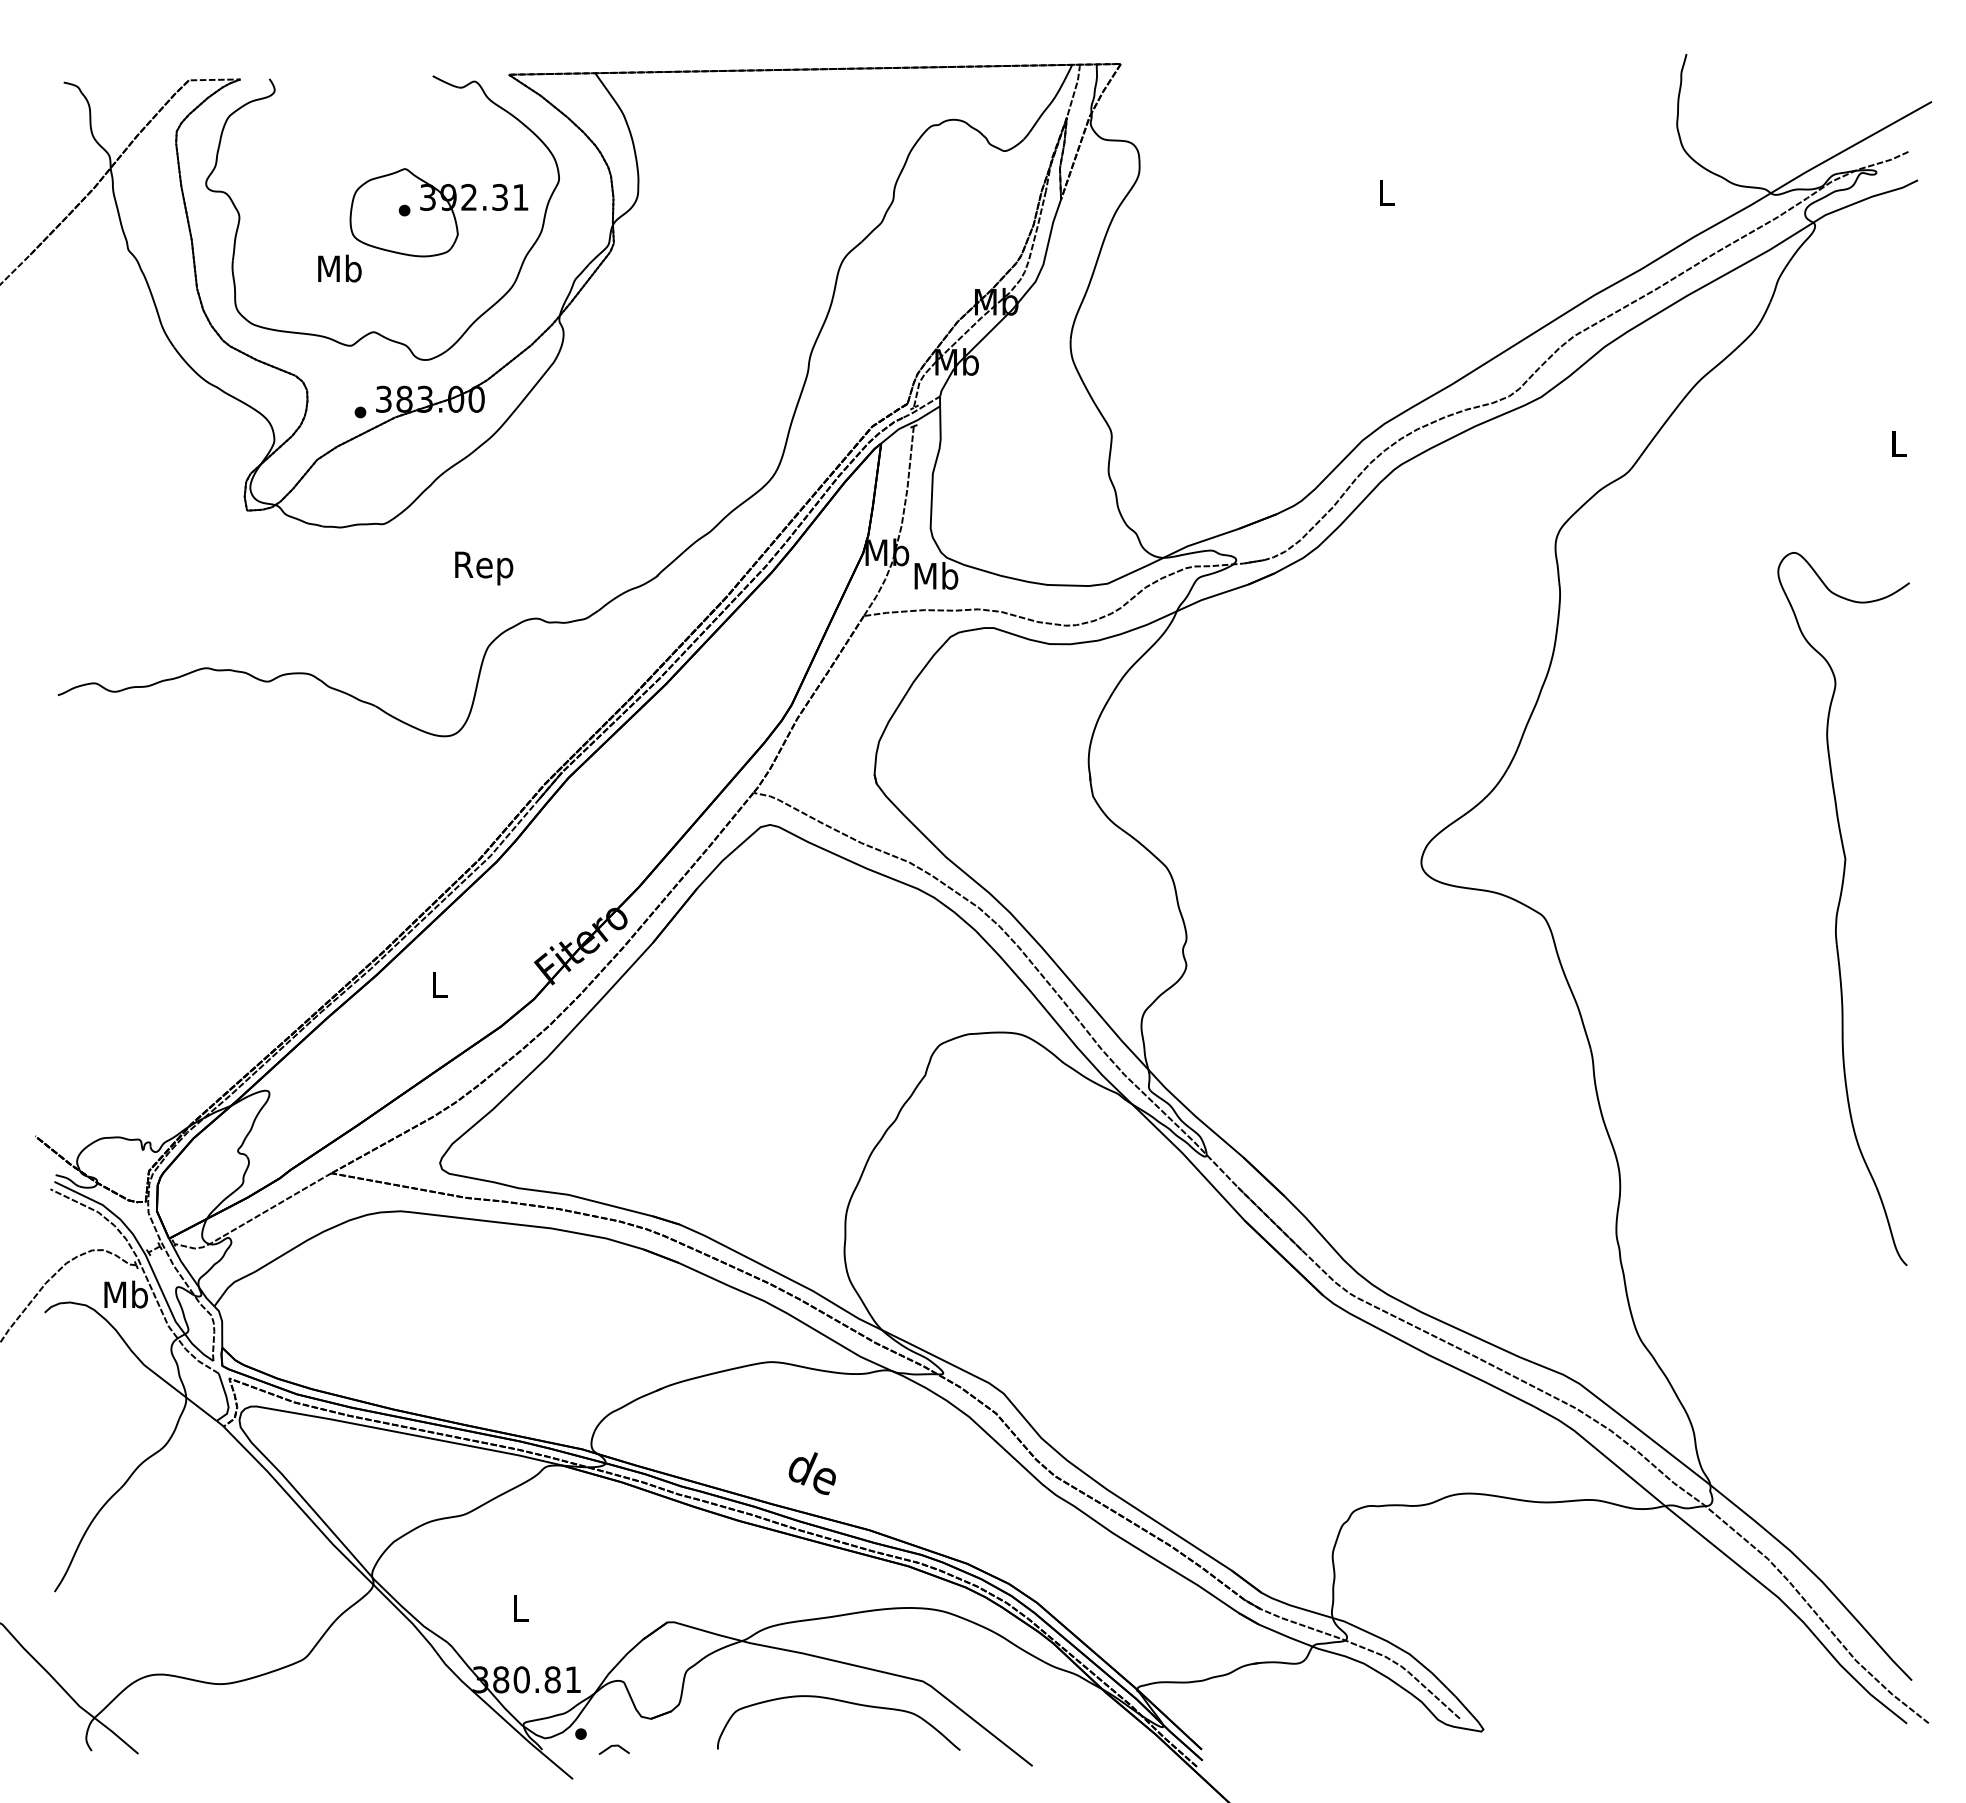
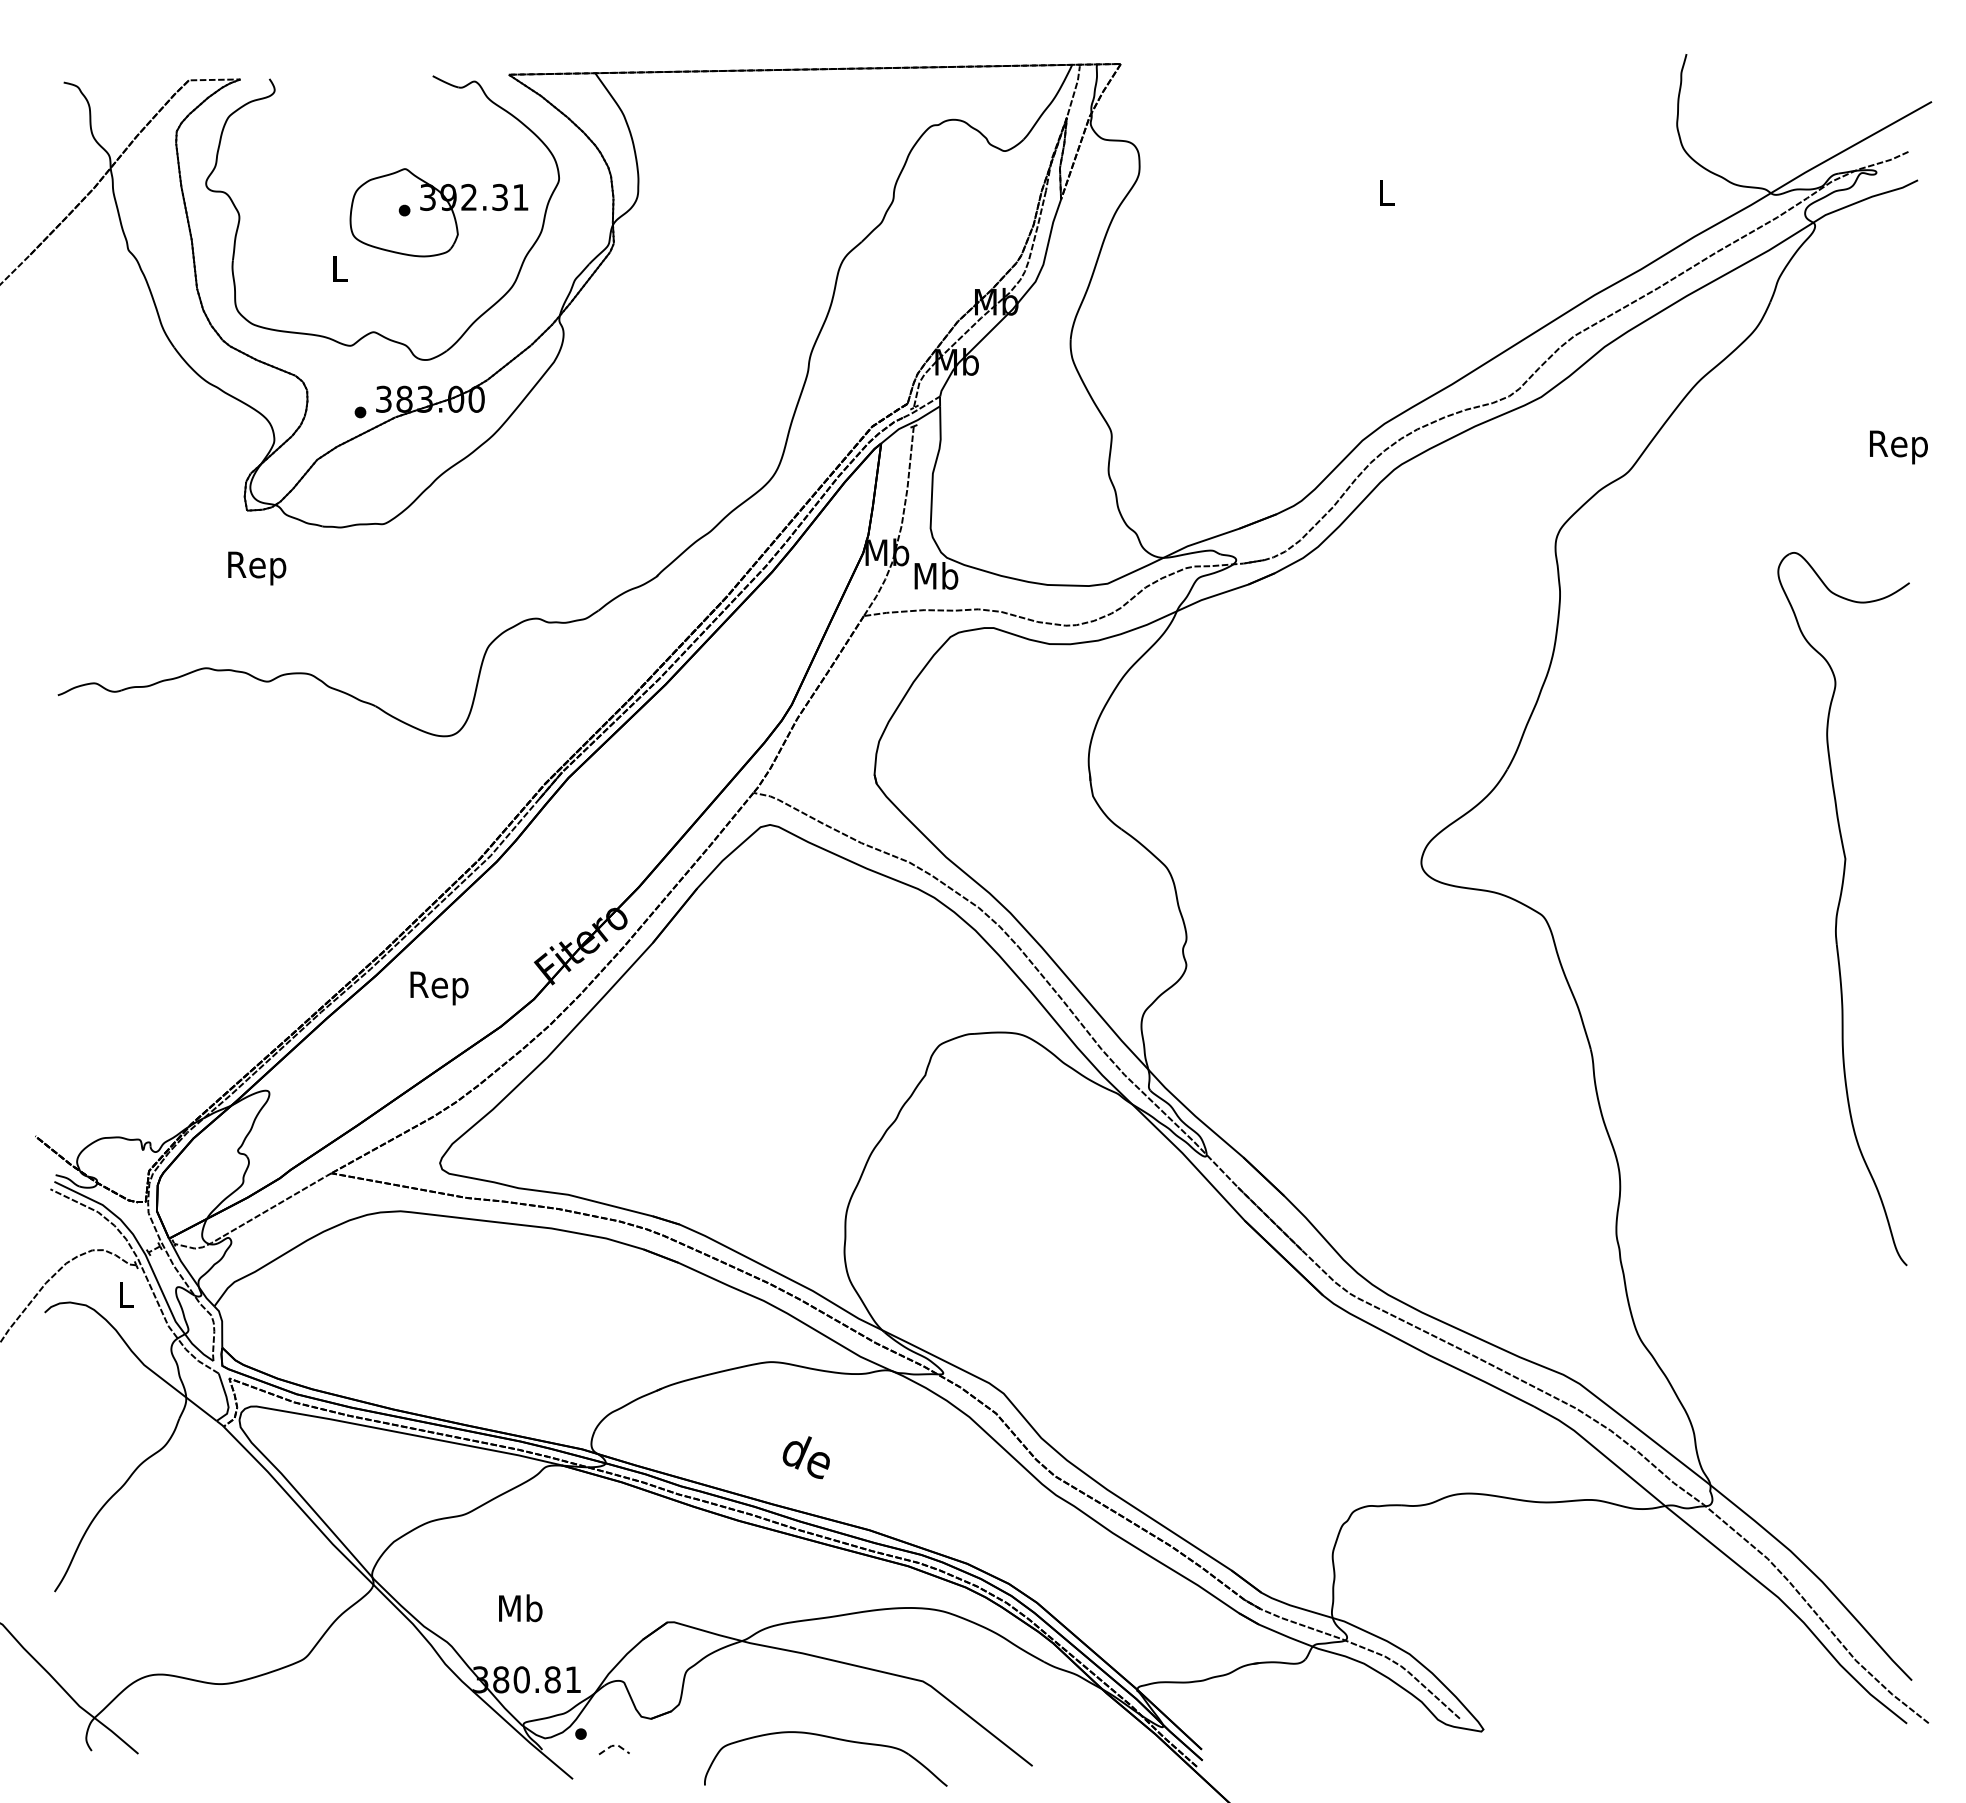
text: Mb -> L (339, 268)
text: L -> Rep (1898, 447)
text position: (484, 568) -> (257, 568) (257, 568)
text: L -> Rep (439, 988)
text: Mb -> L (125, 1294)
text position: (811, 1473) -> (805, 1457) (805, 1457)
text: L -> Mb (520, 1608)
part position: (842, 1702) -> (829, 1738) (829, 1738)
line: solid -> dashed (614, 1745)
